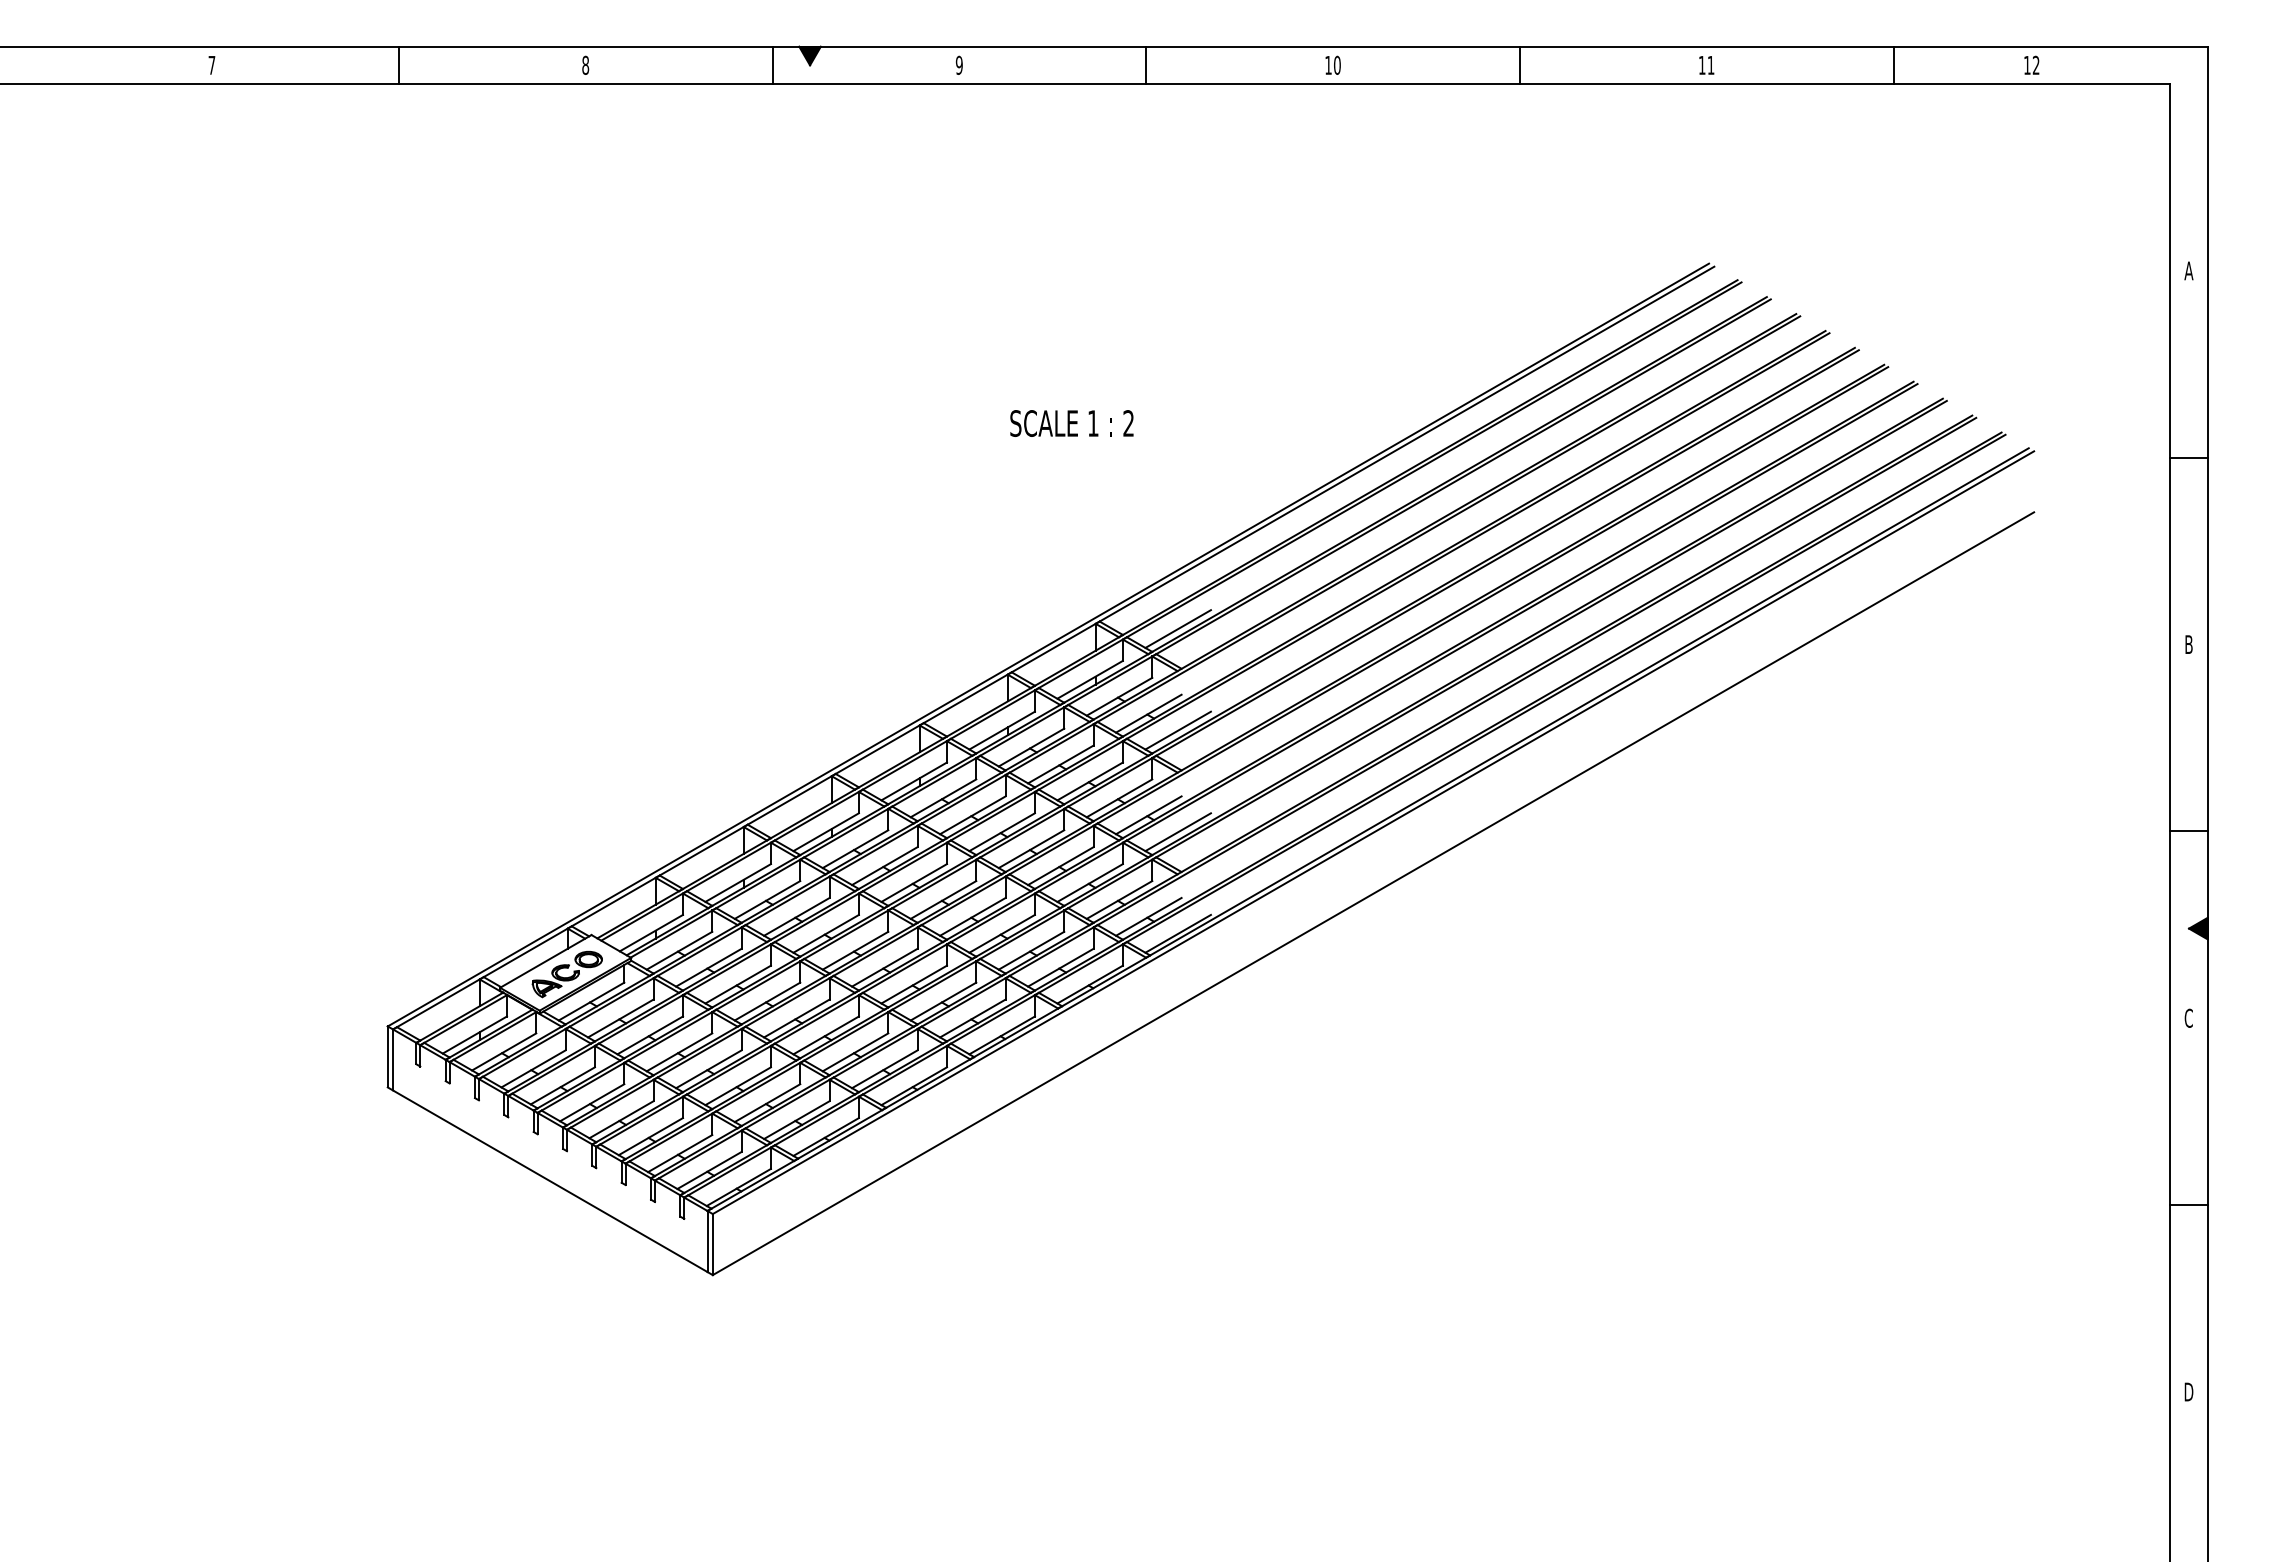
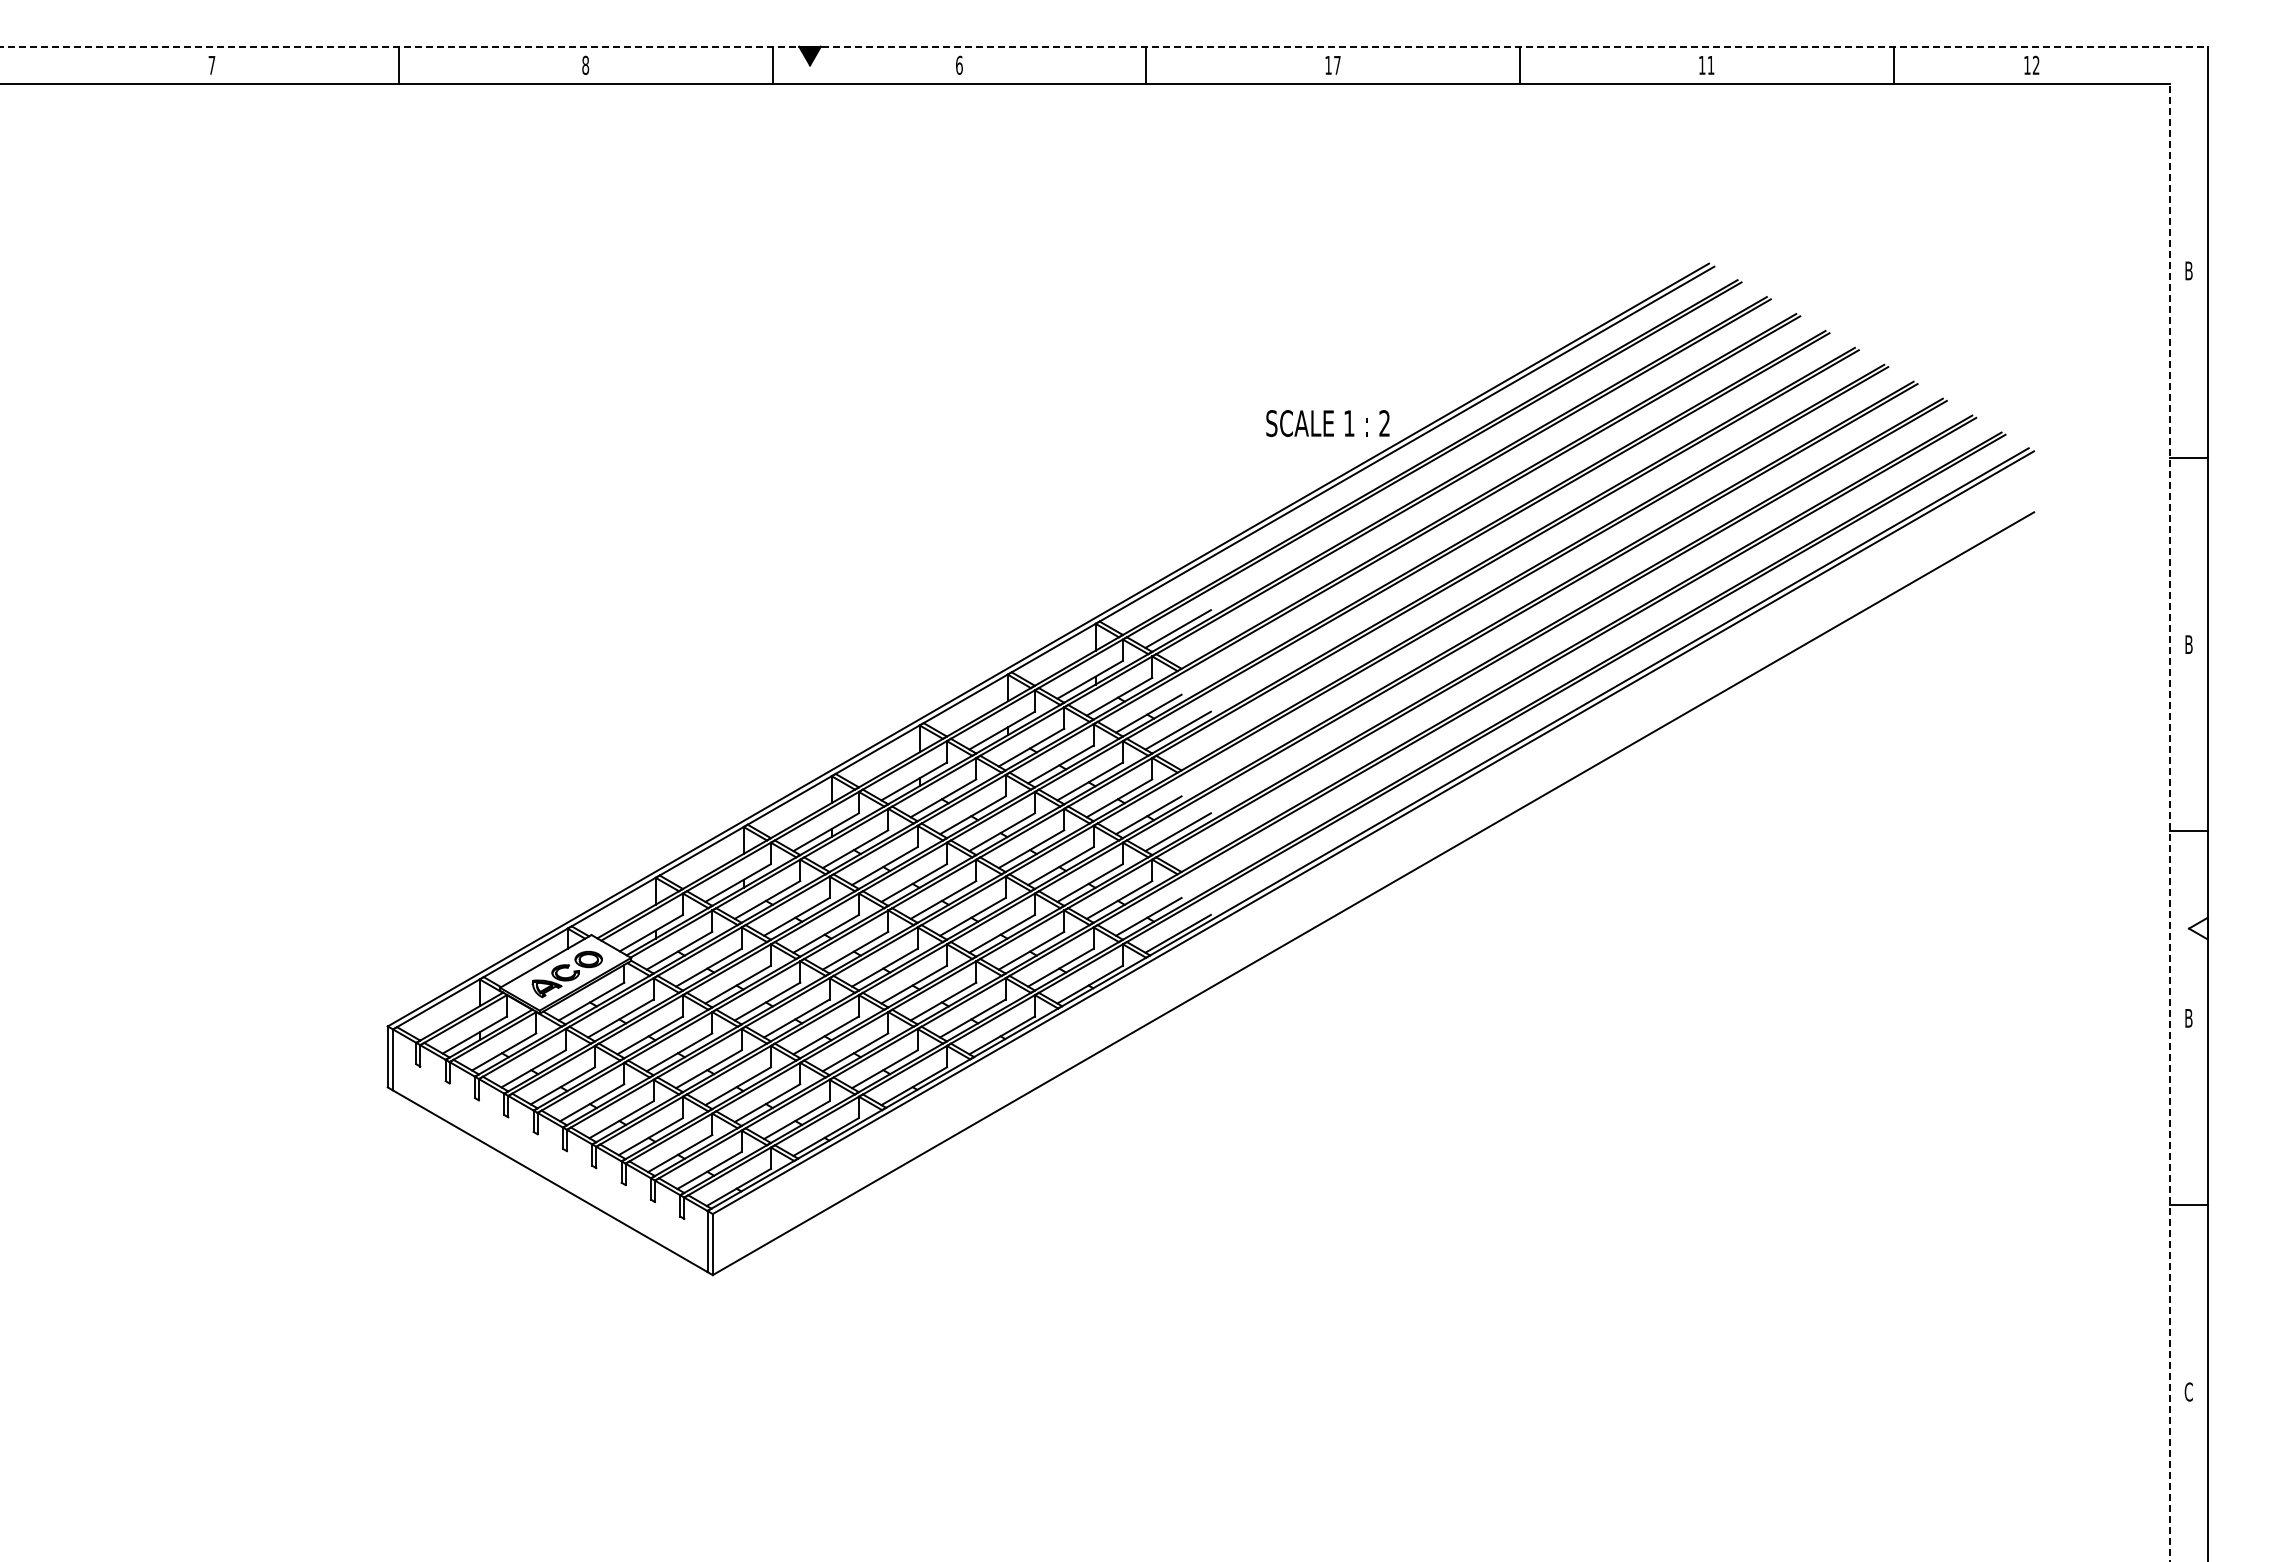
line: solid -> dashed (1103, 46)
text: 9 -> 6 (958, 64)
text: 10 -> 17 (1337, 64)
text: A -> B (2188, 270)
text position: (1071, 423) -> (1327, 423) (1327, 423)
line: solid -> dashed (2170, 822)
fill: present -> none (2198, 928)
text: C -> B (2188, 1017)
text: D -> C (2188, 1391)
